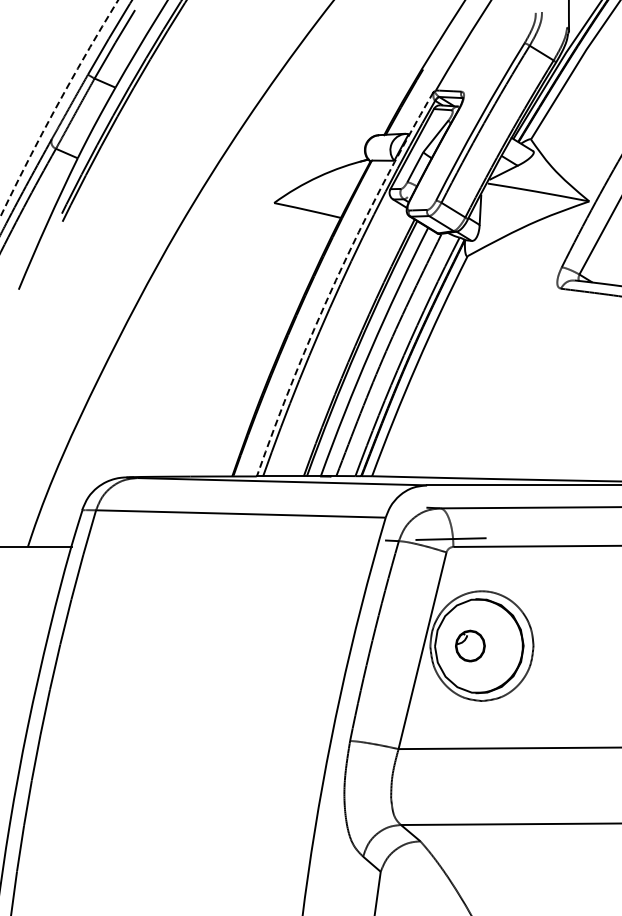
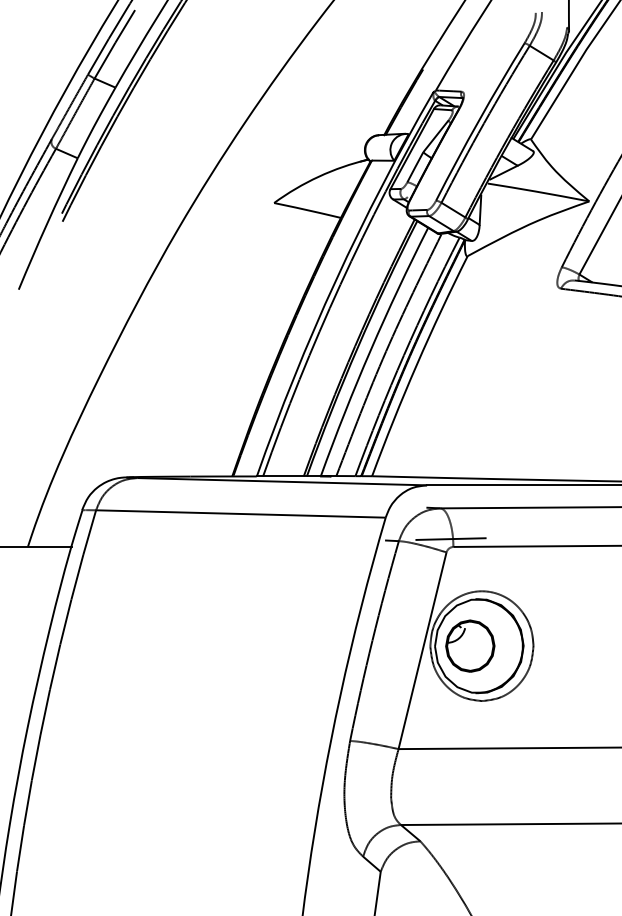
arc: dashed -> solid (56, 108)
arc: dashed -> solid (336, 280)
part size: 31x34 px -> 51x54 px (470, 645)
